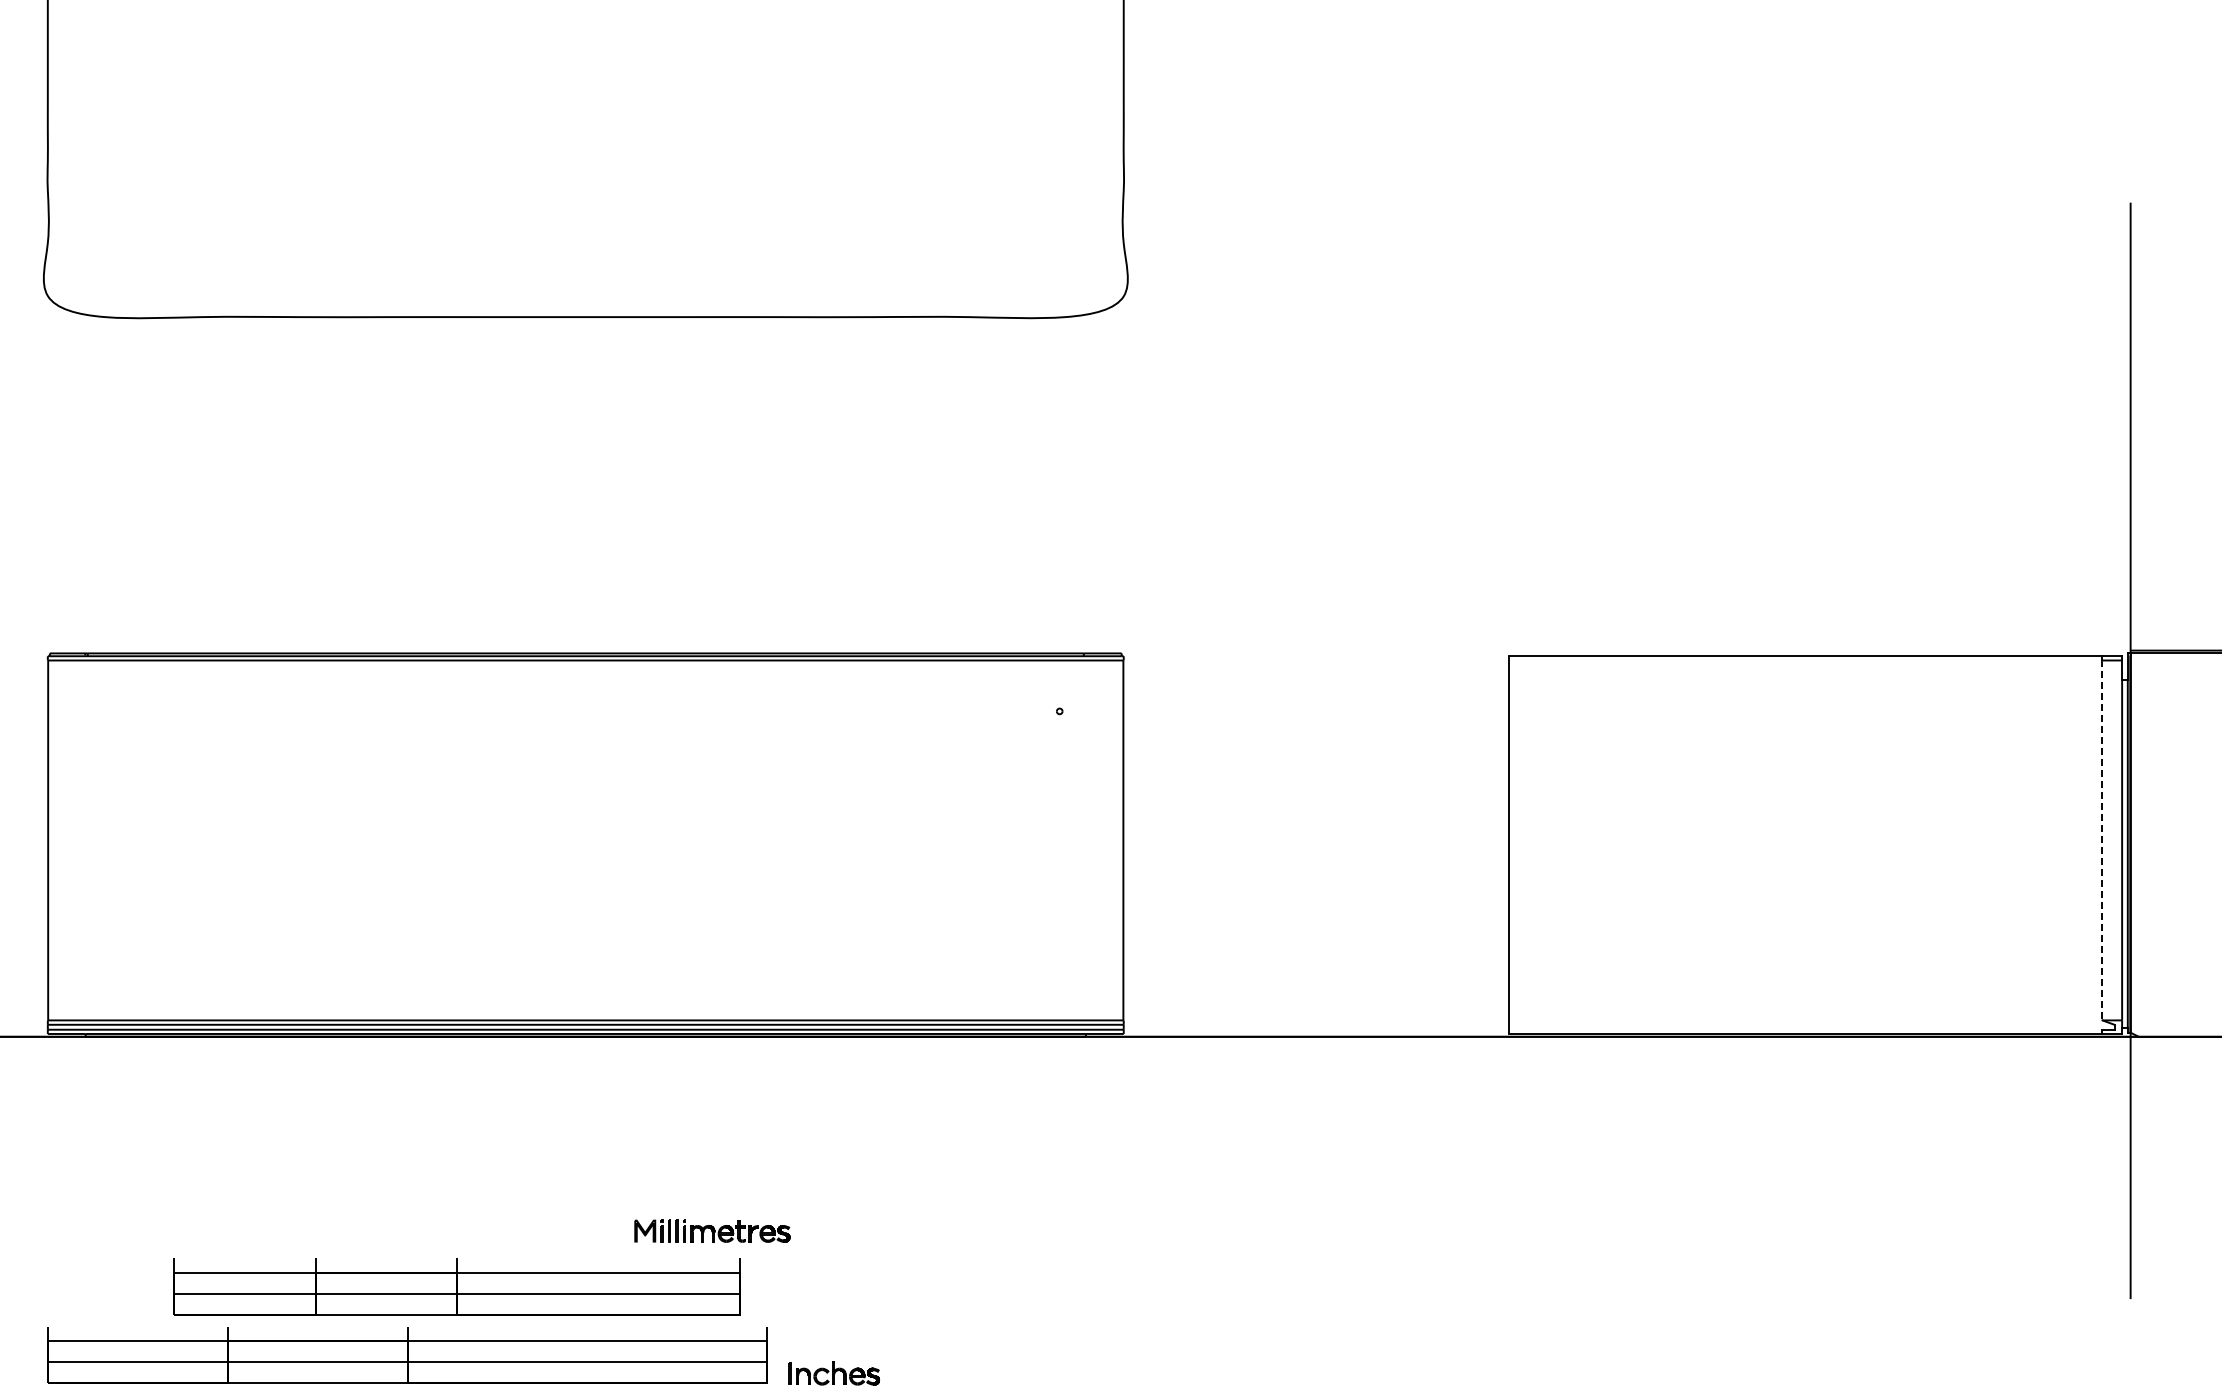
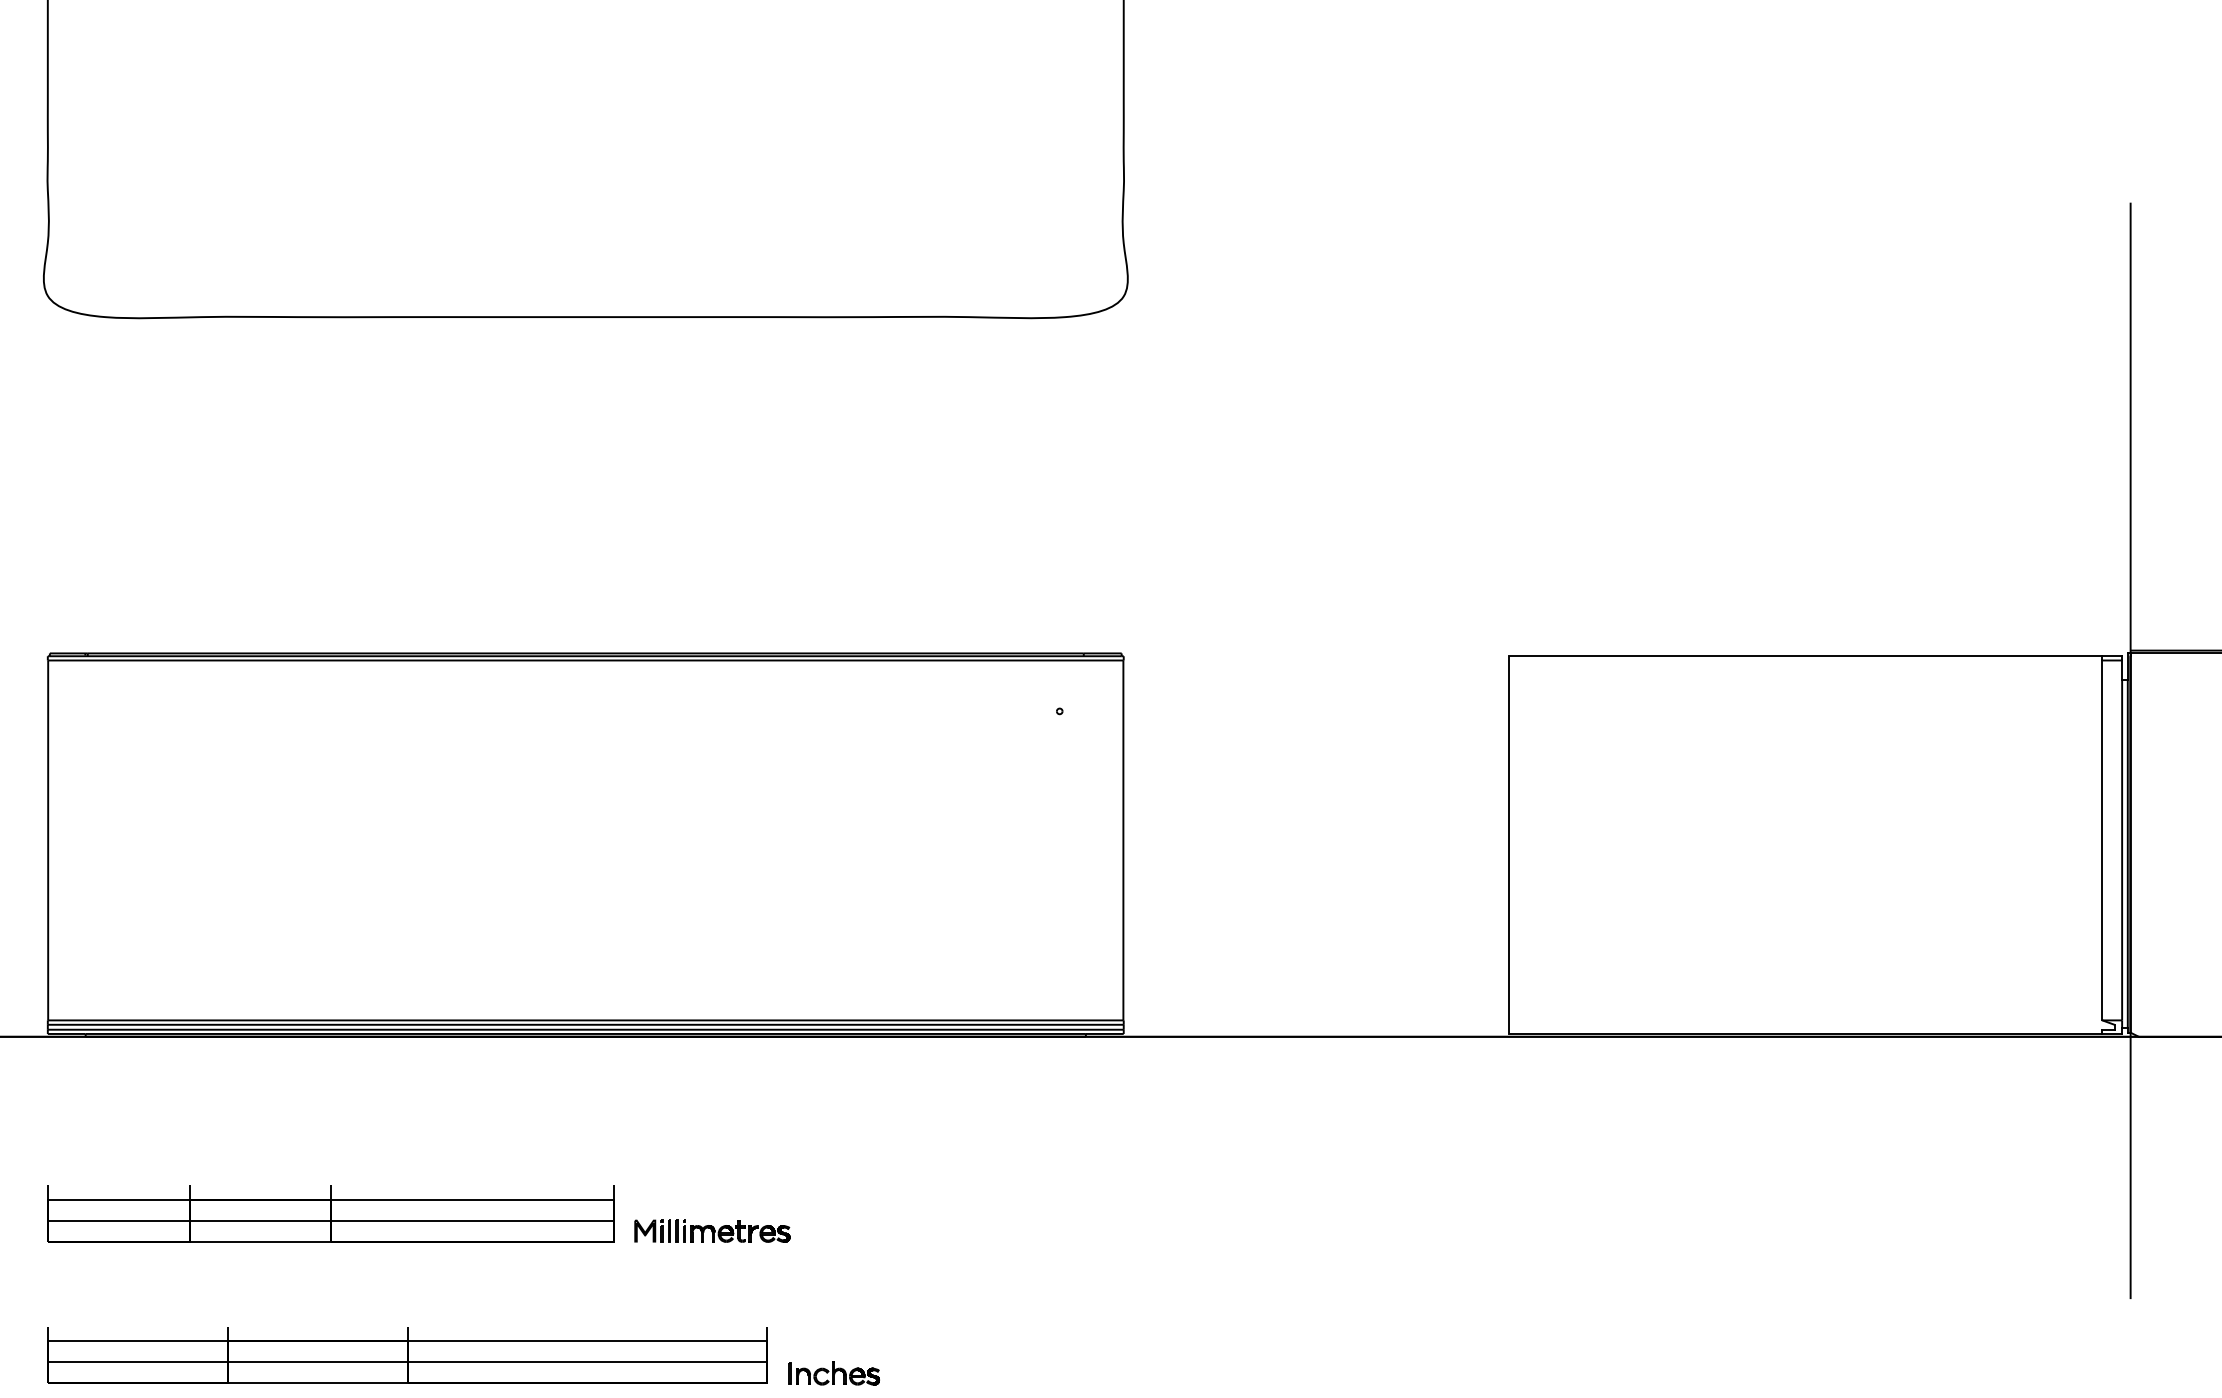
line: dashed -> solid (2102, 840)
part position: (456, 1286) -> (330, 1213) (330, 1213)
